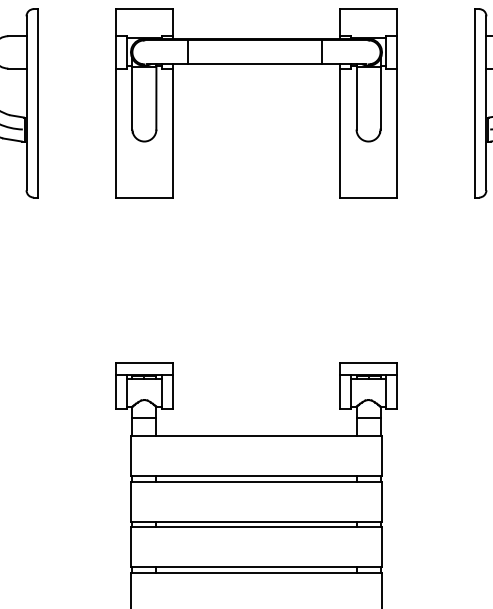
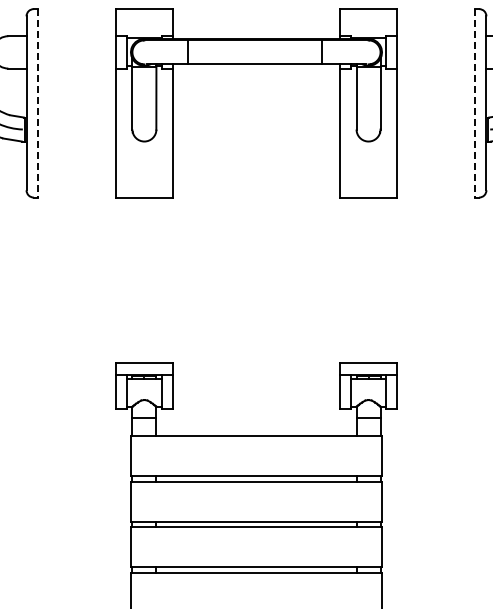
line: solid -> dashed (38, 103)
line: solid -> dashed (474, 103)
